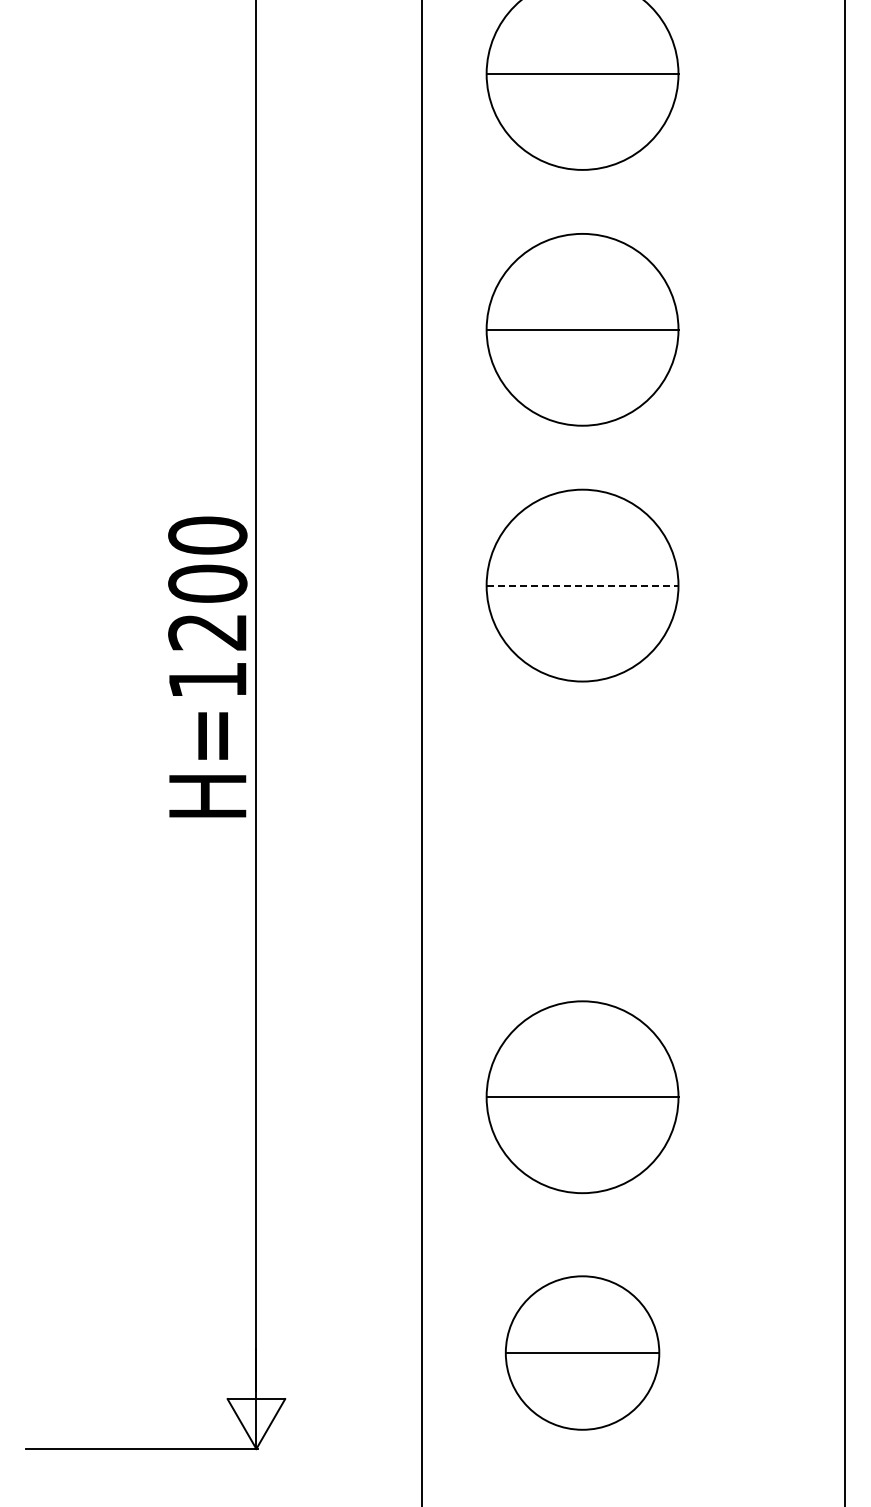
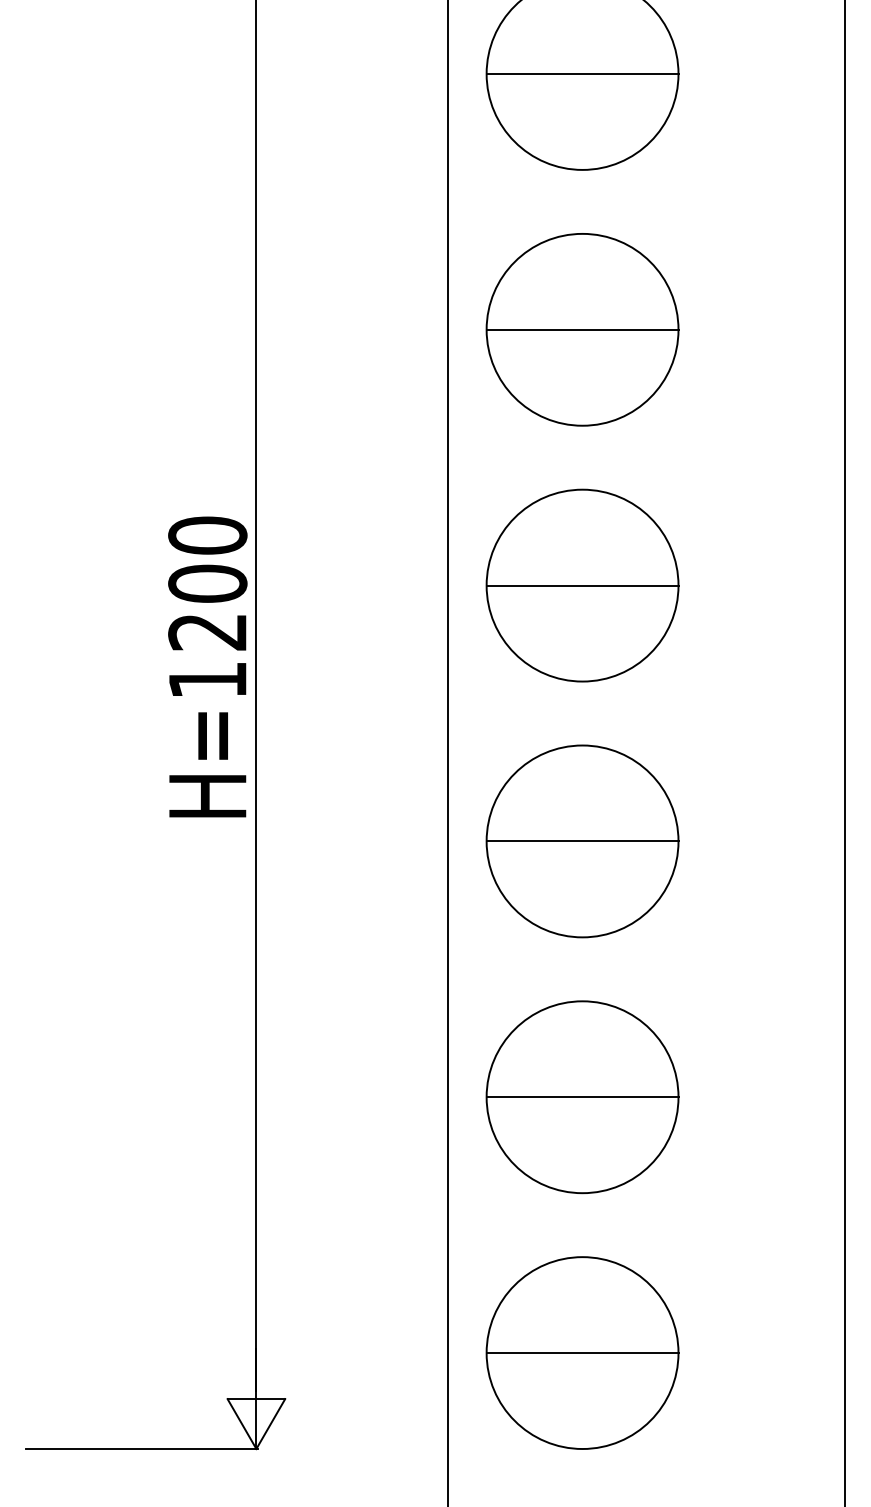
line: dashed -> solid (582, 585)
line position: (422, 752) -> (448, 752) (448, 752)
part: none -> present (582, 841)
part size: 157x156 px -> 195x194 px (582, 1352)
